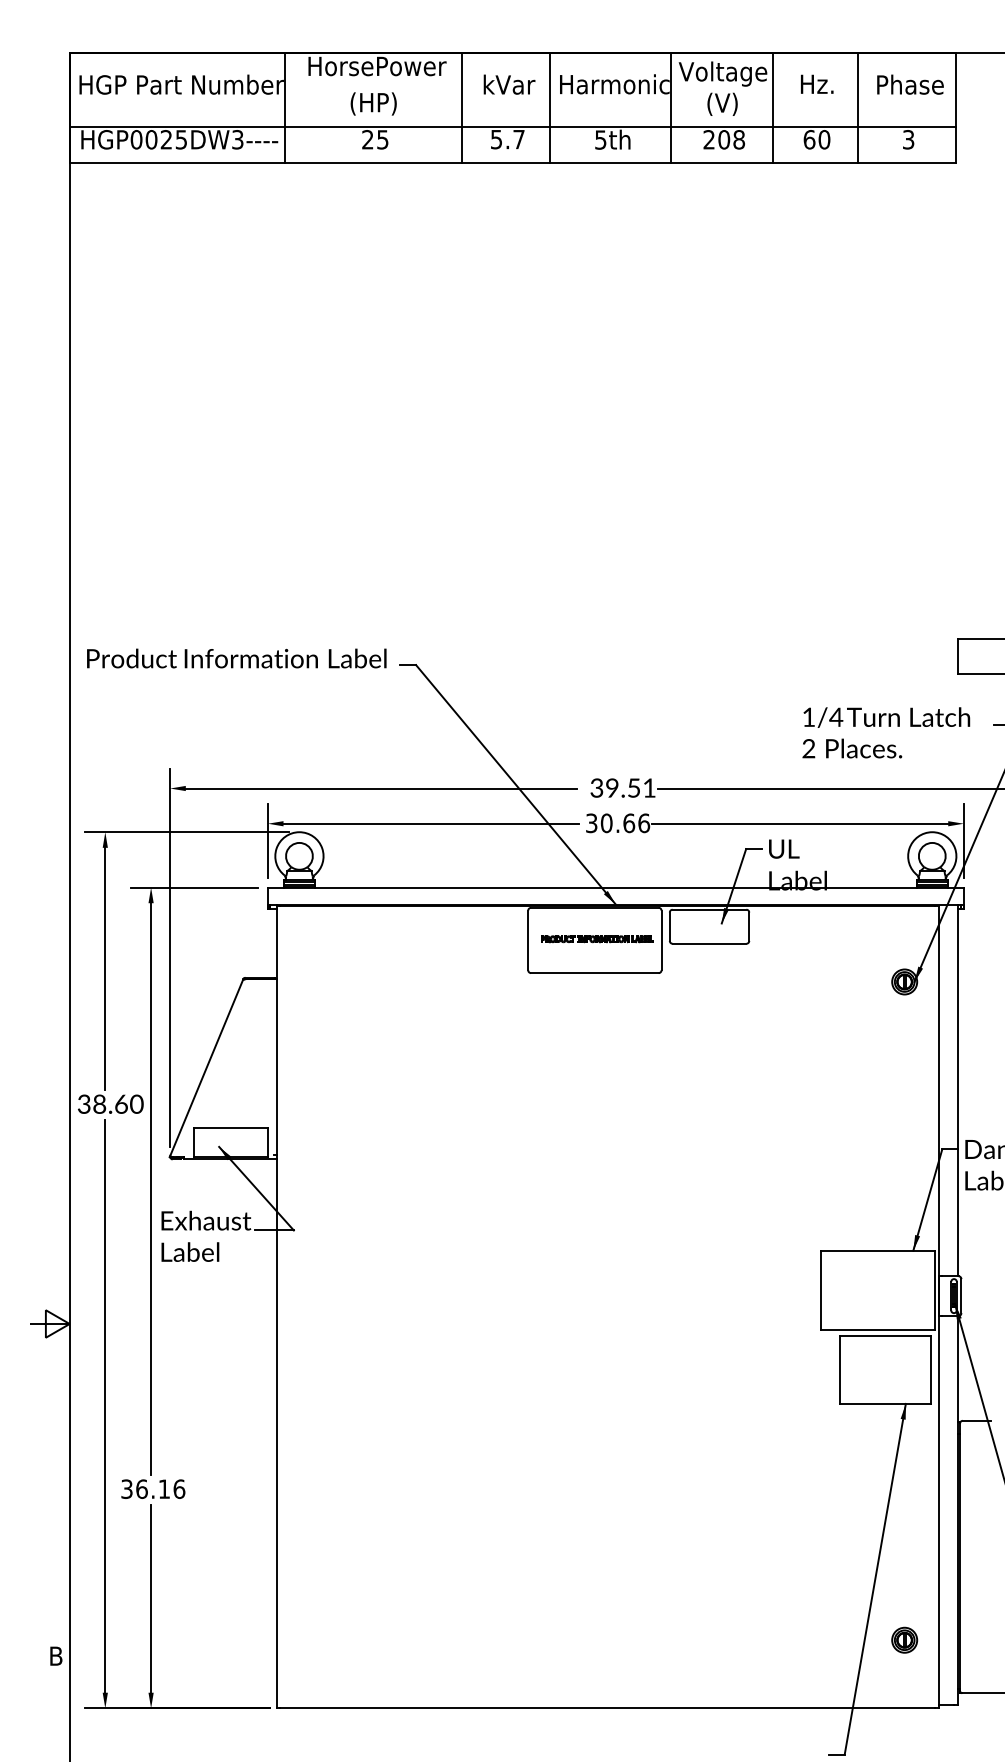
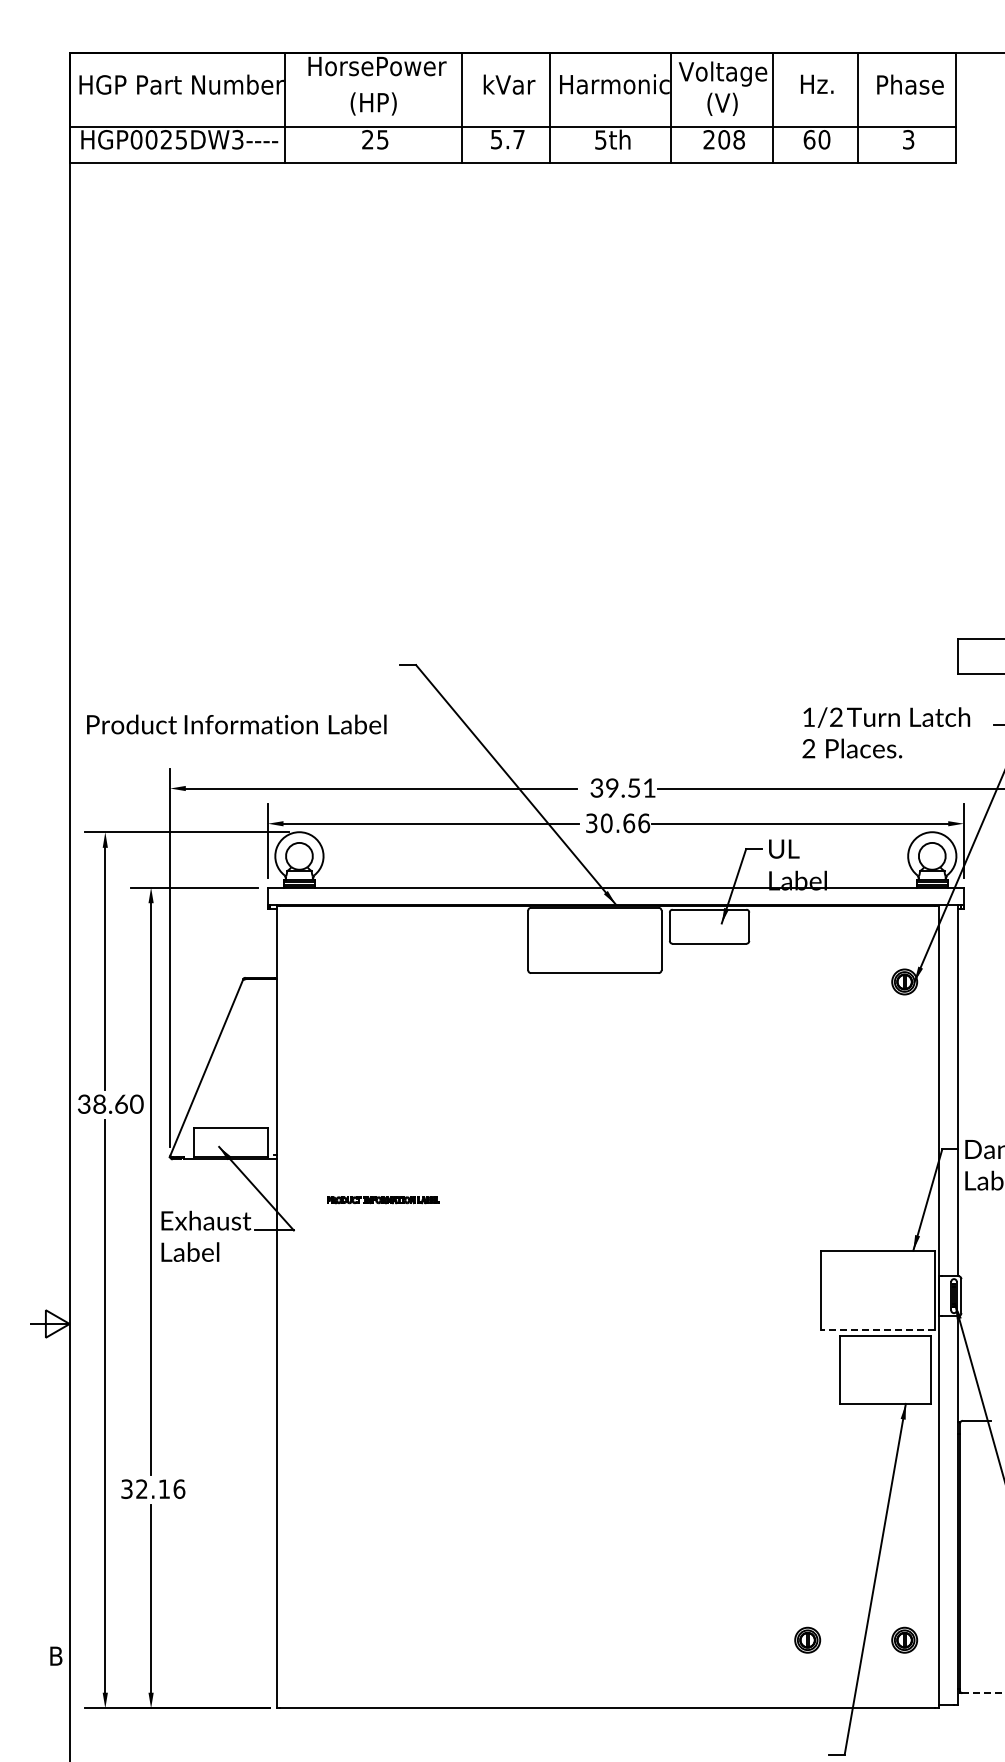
text position: (236, 658) -> (236, 724) (236, 724)
text: 1/4 -> 1/2 (836, 716)
part position: (597, 939) -> (383, 1200) (383, 1200)
line: solid -> dashed (878, 1330)
text: 36.16 -> 32.16 (141, 1488)
part: none -> present (807, 1639)
line: solid -> dashed (984, 1693)
